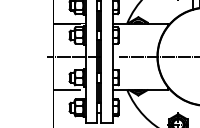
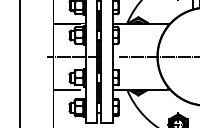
line: none -> present (19, 63)
